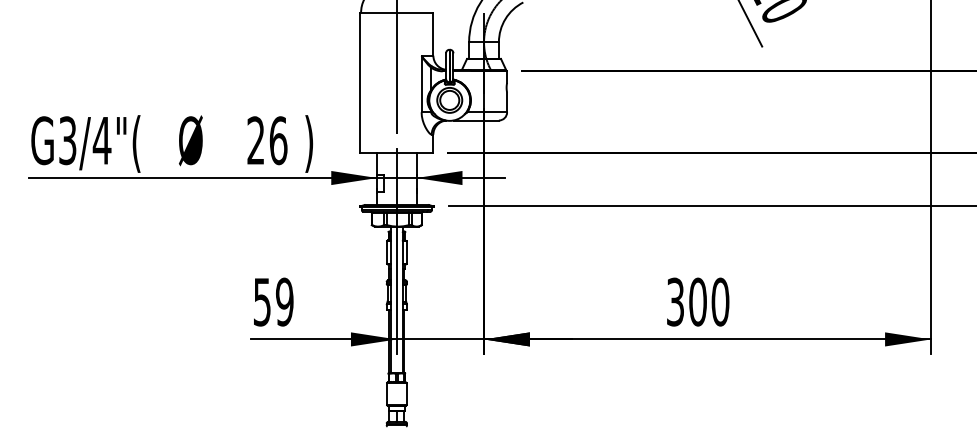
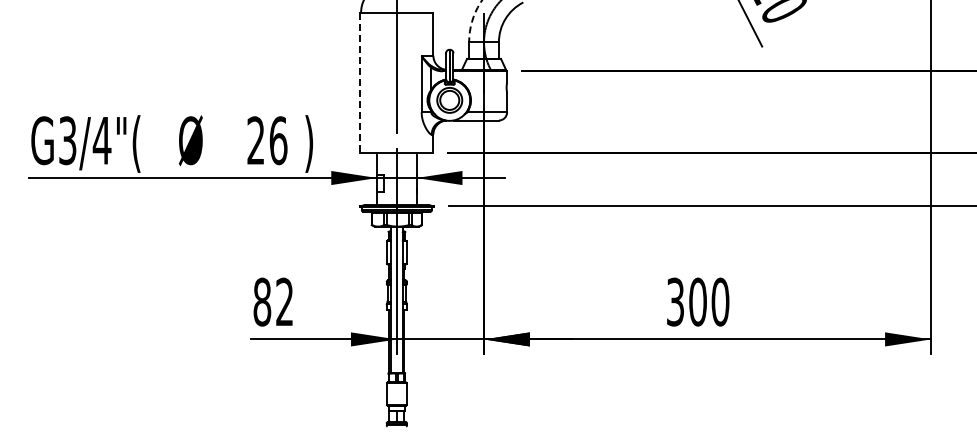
arc: solid -> dashed (472, 20)
line: solid -> dashed (360, 82)
text: 59 -> 82 (273, 301)
